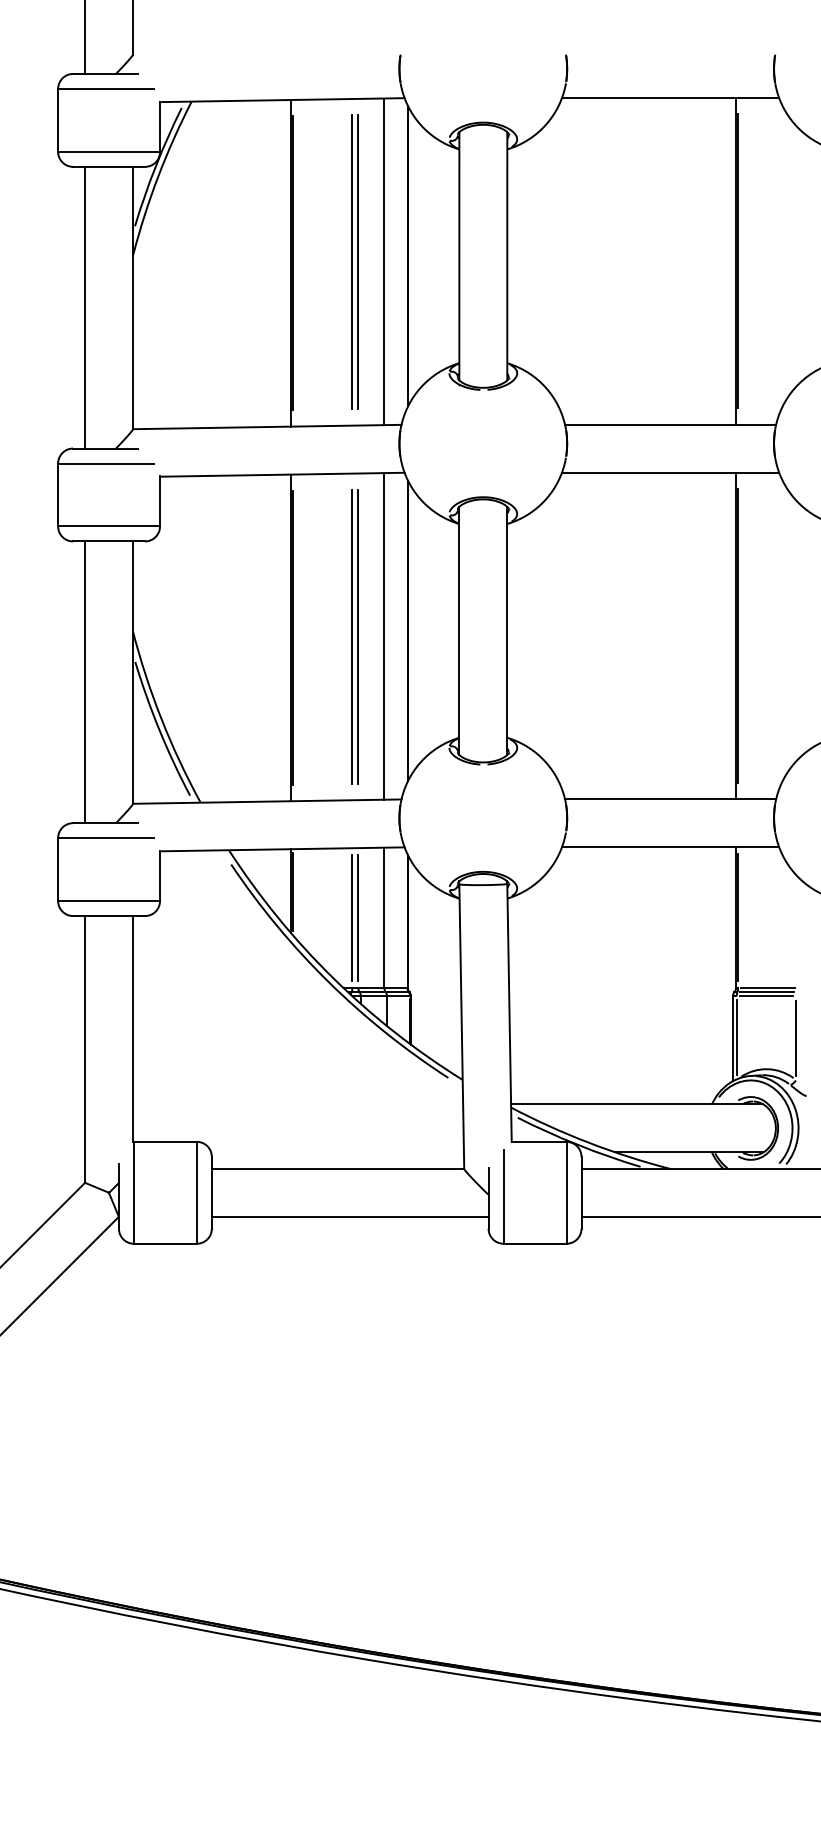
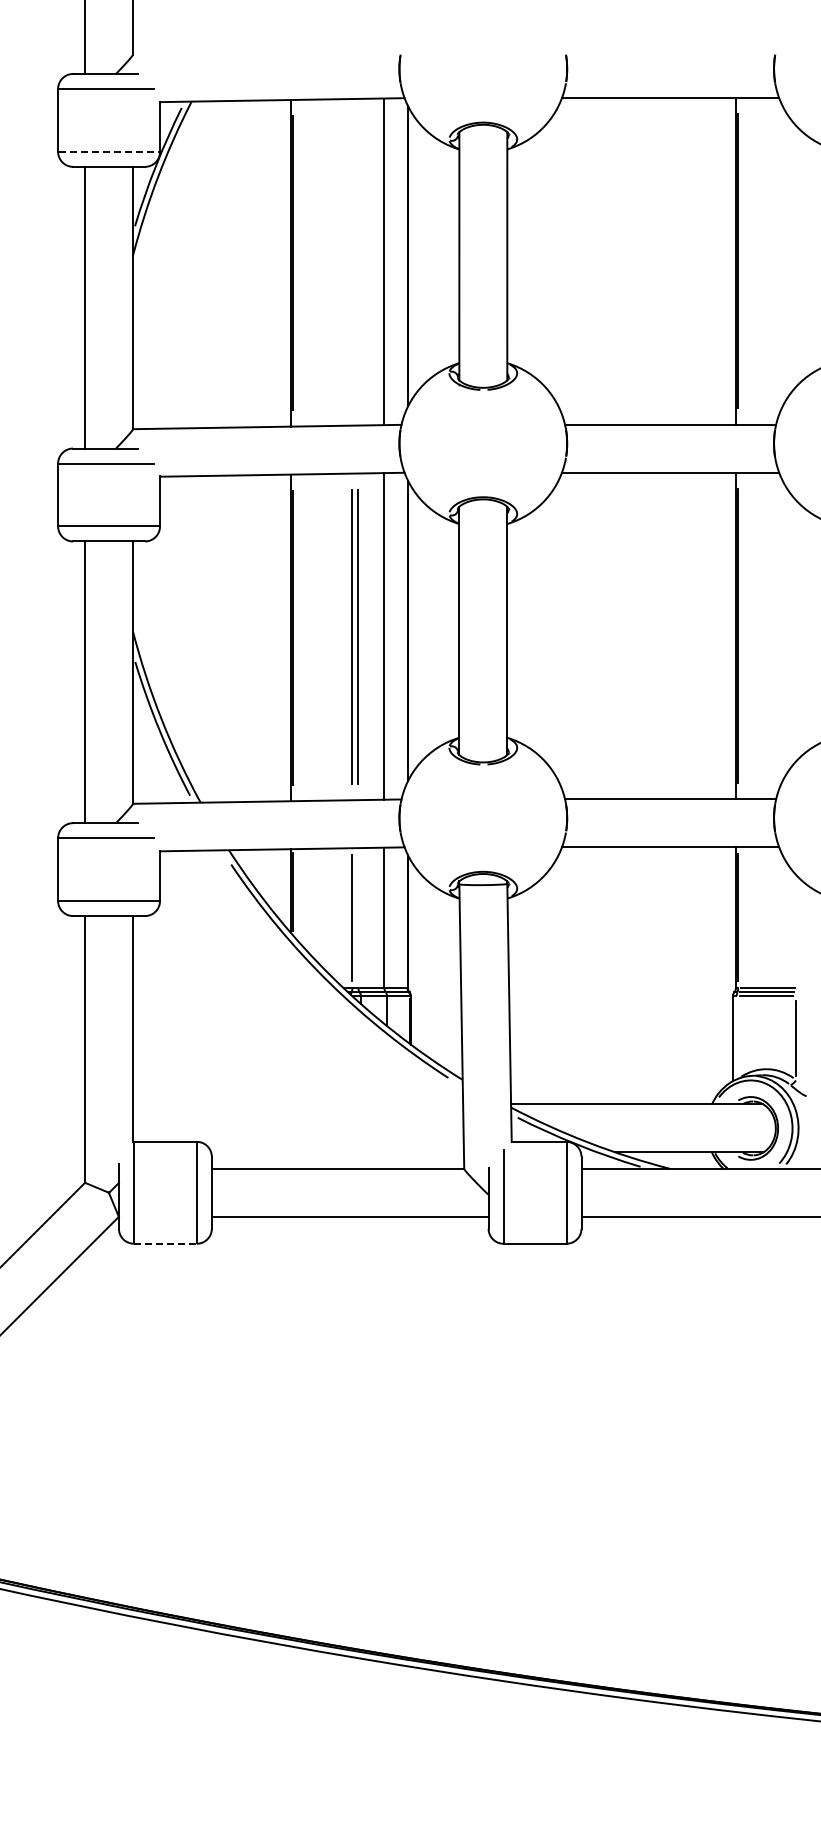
line: solid -> dashed (109, 151)
part: present -> none (354, 261)
line: present -> none (358, 918)
line: present -> none (736, 1037)
line: solid -> dashed (165, 1243)
